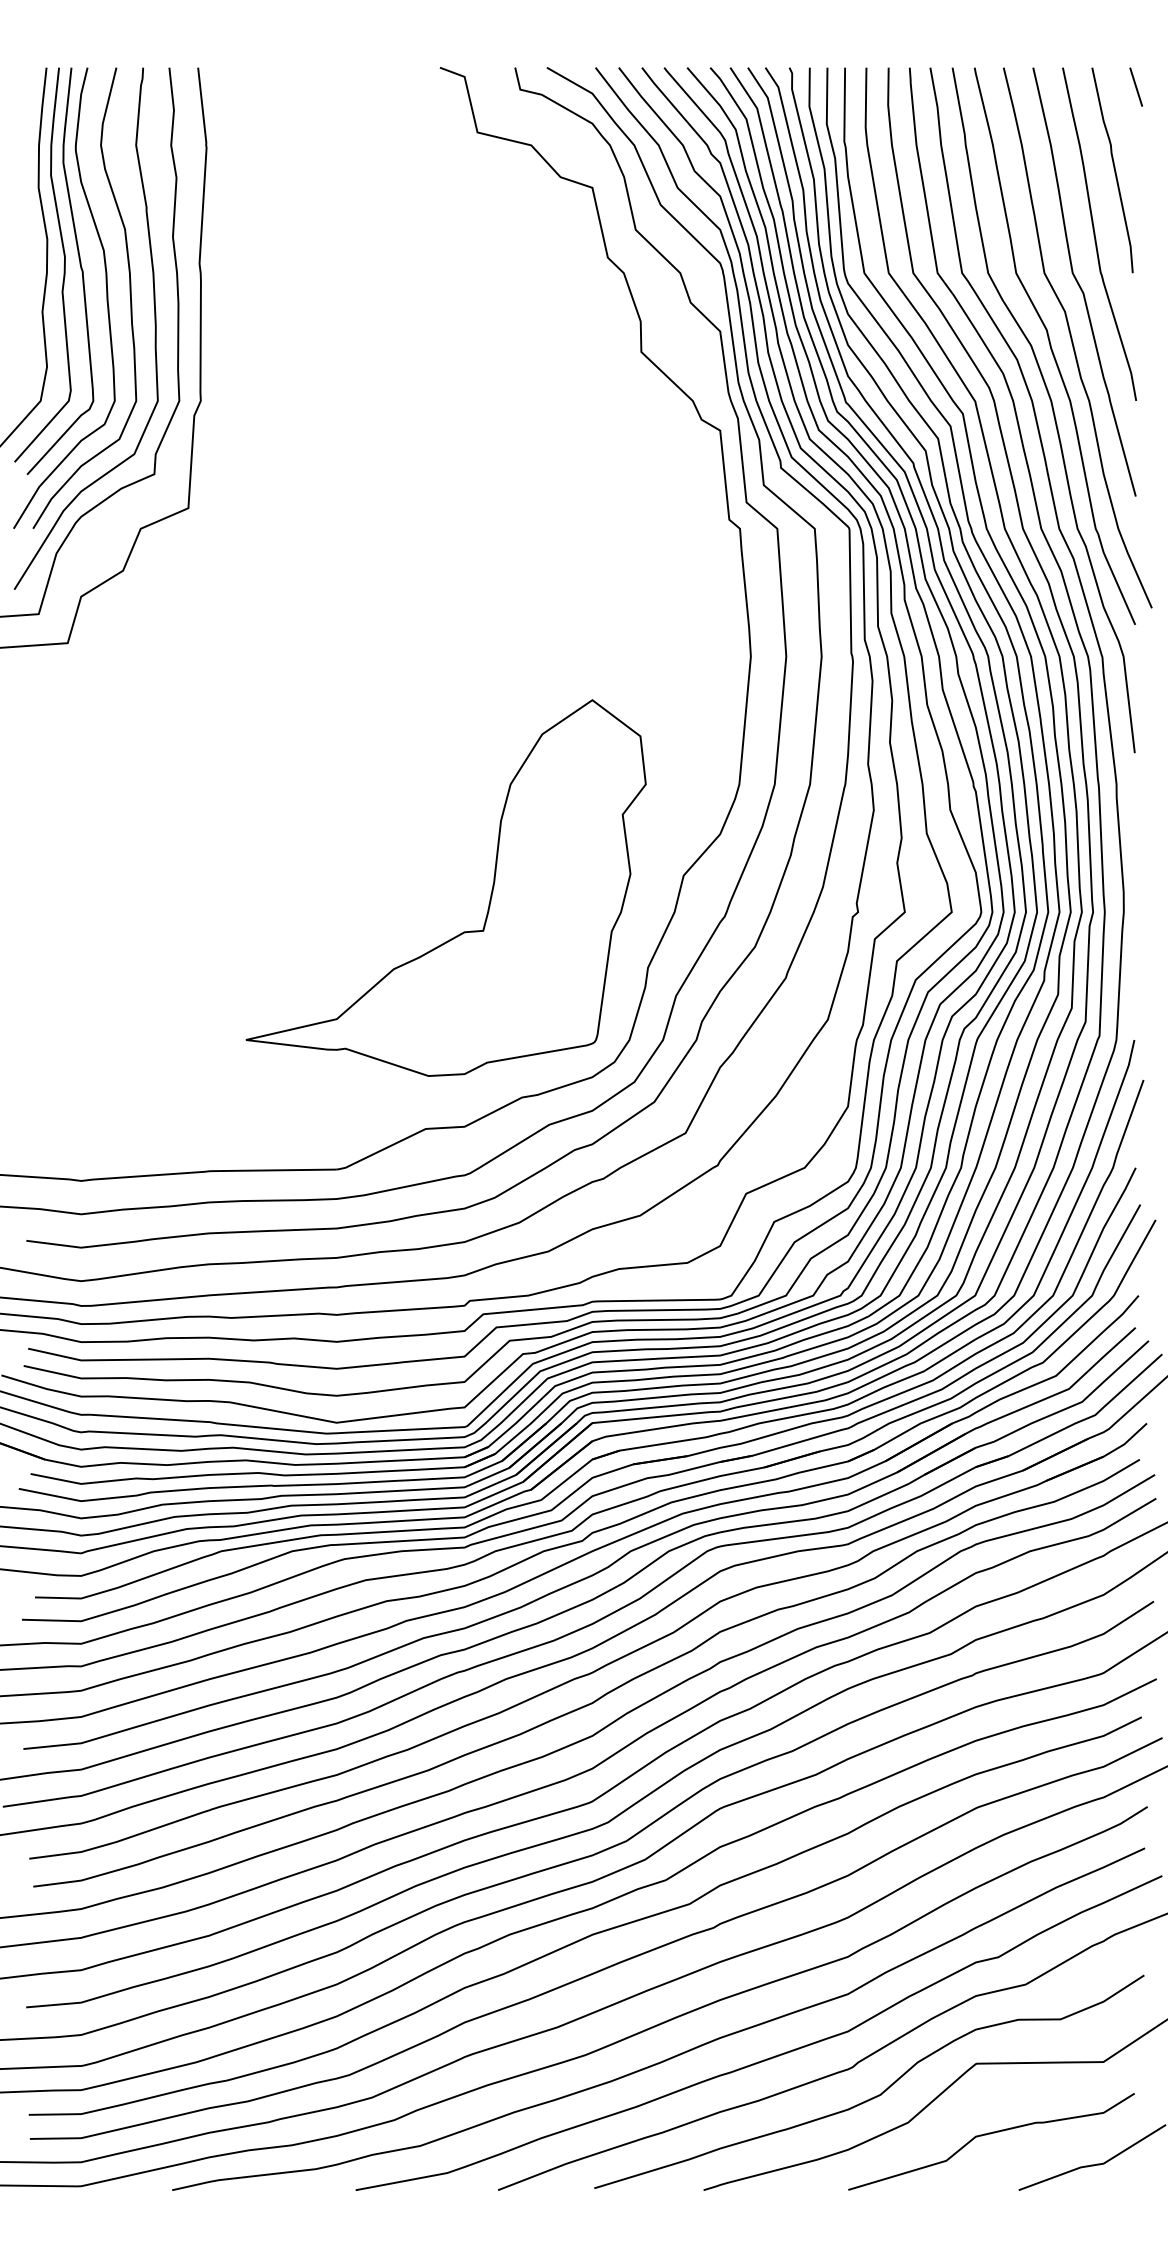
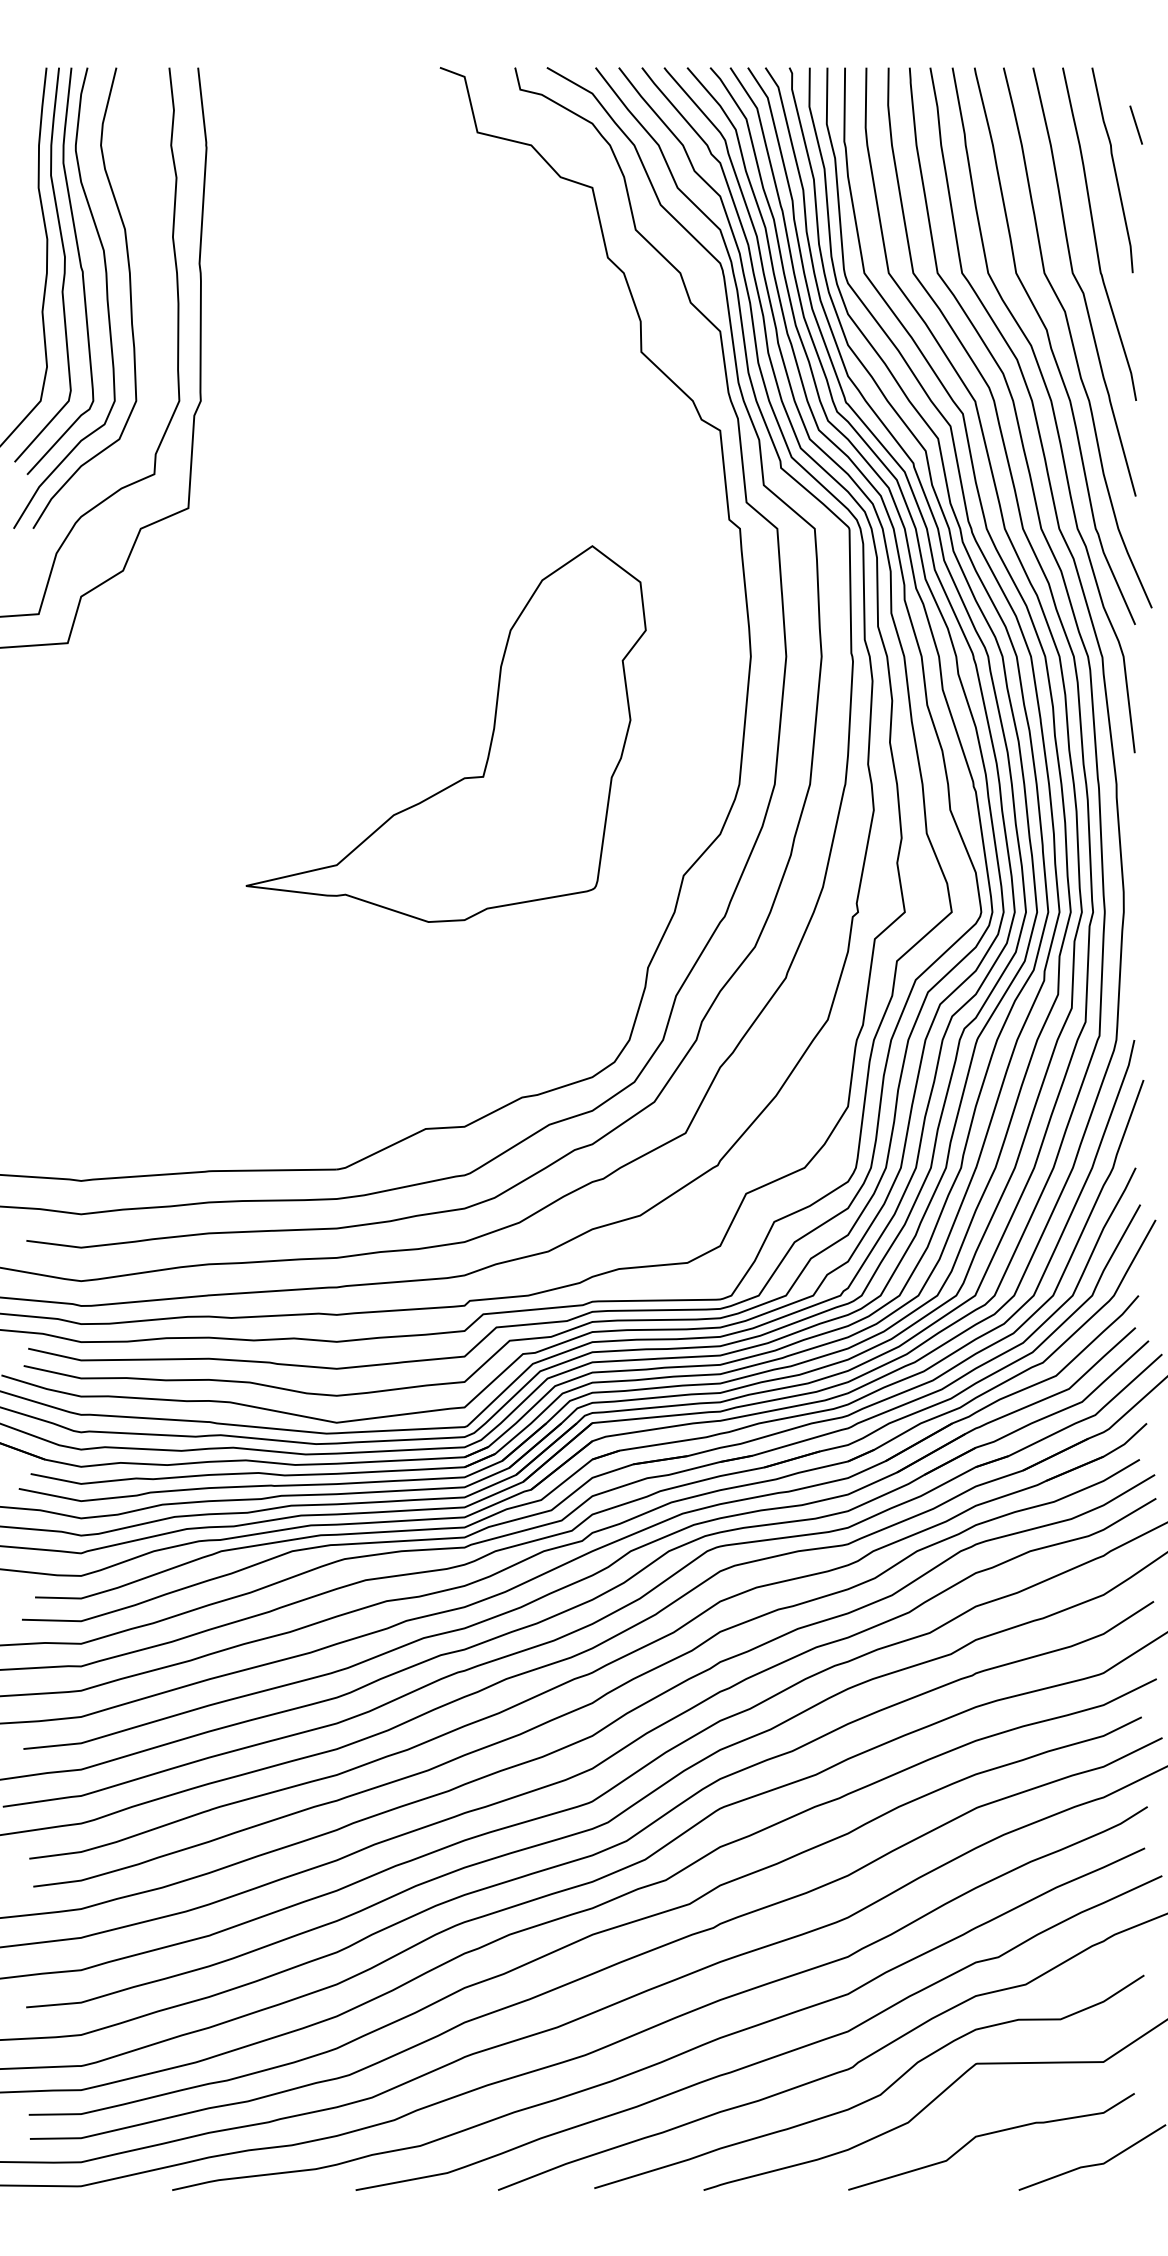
line position: (1135, 86) -> (1135, 124) (1135, 124)
curve: present -> none (154, 328)
part position: (490, 894) -> (490, 740) (490, 740)
